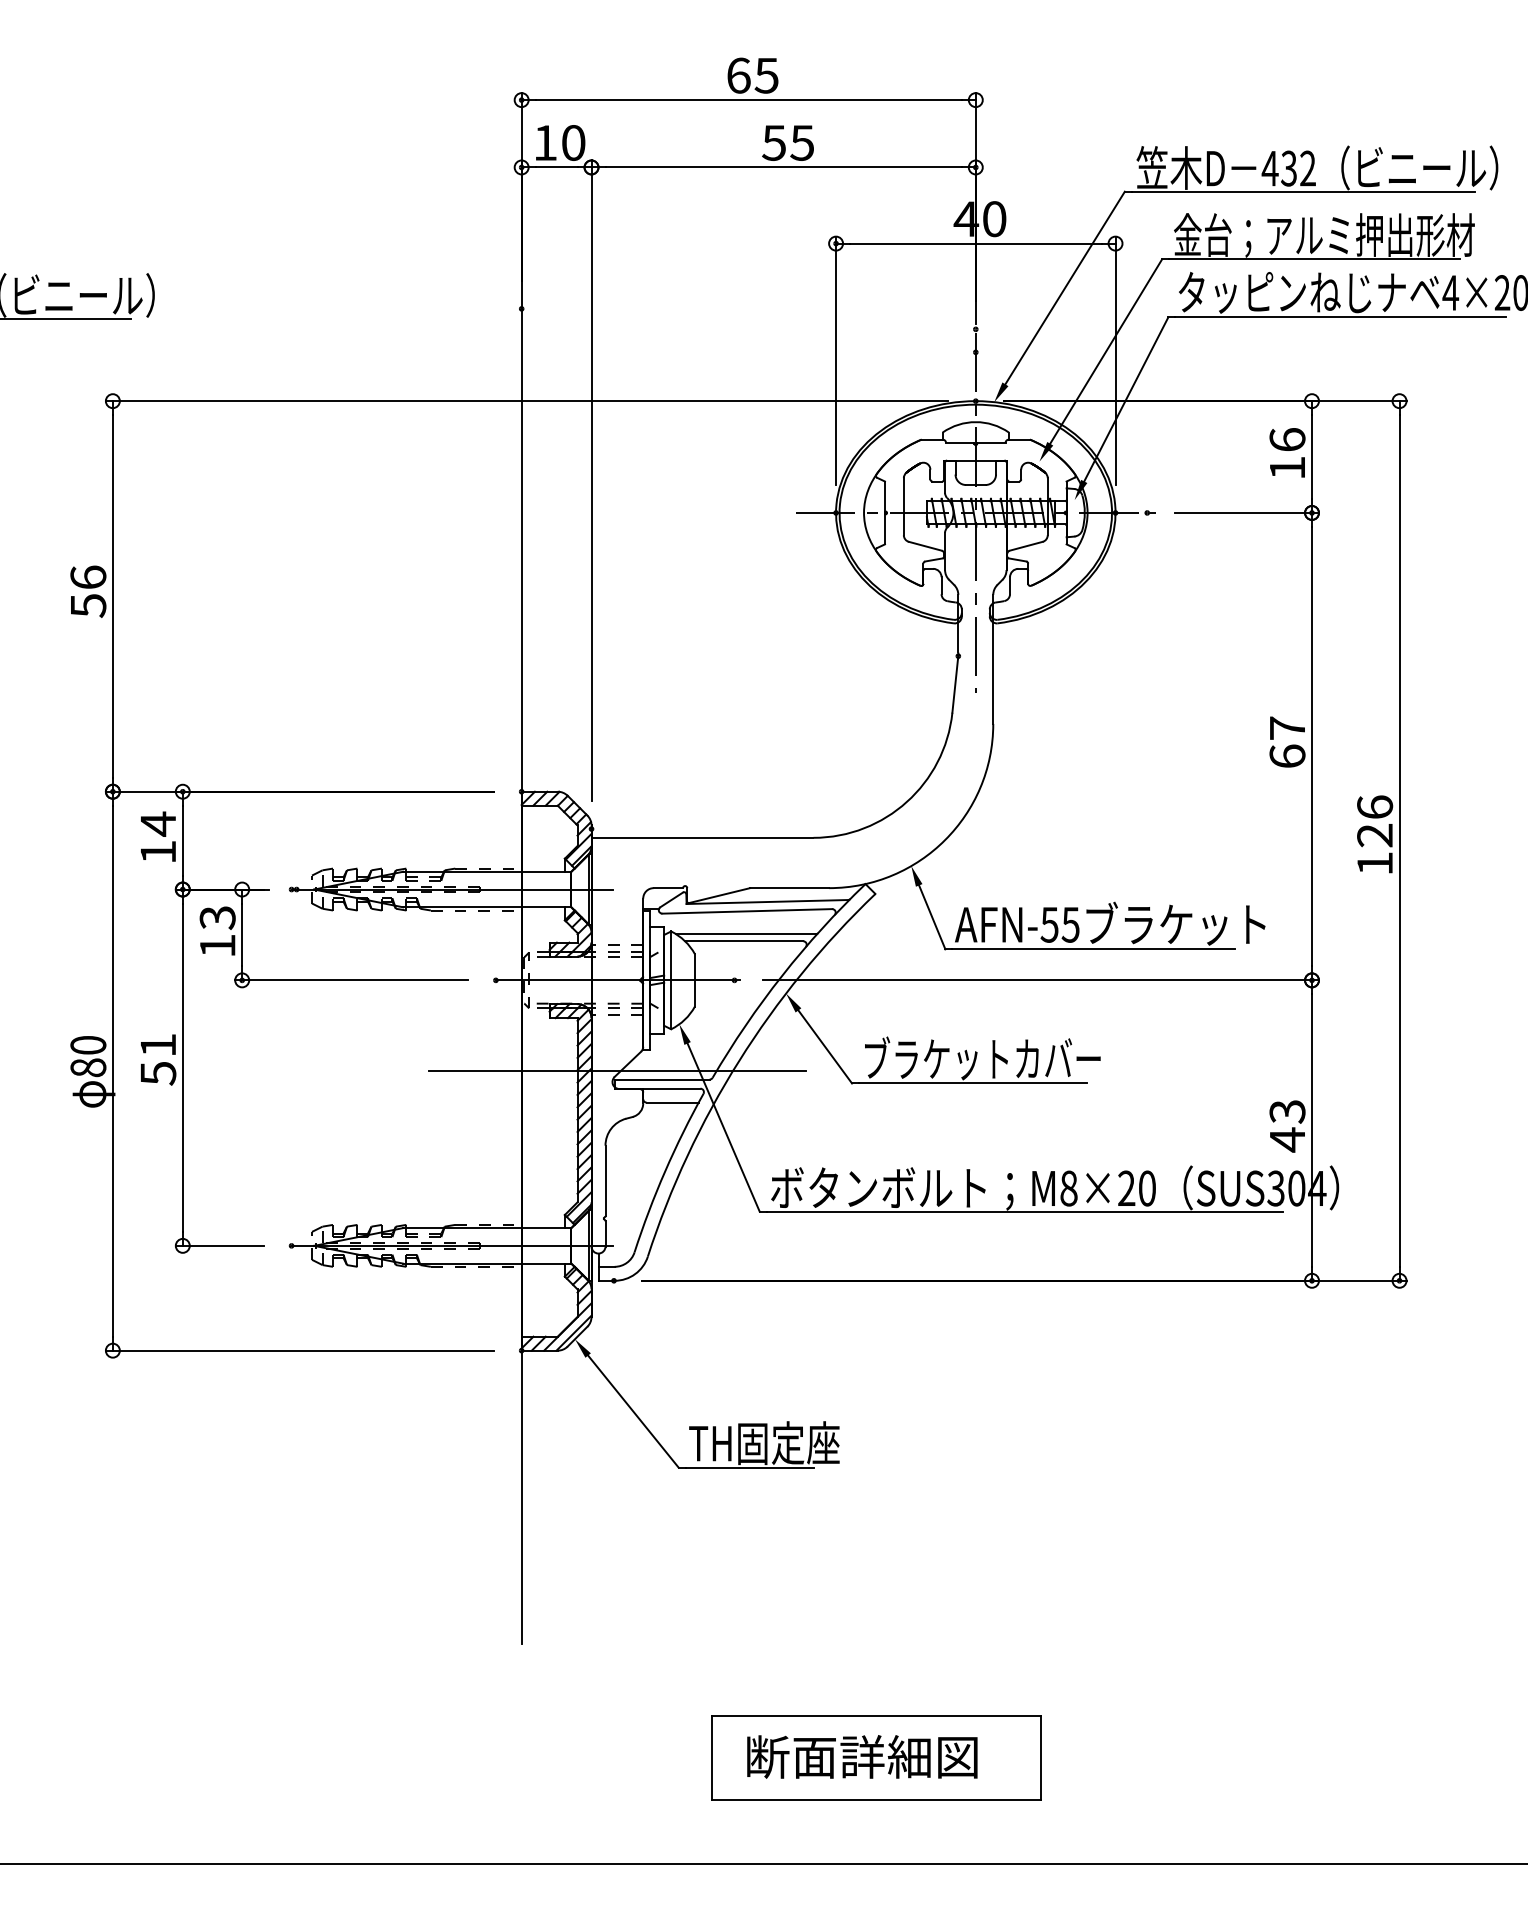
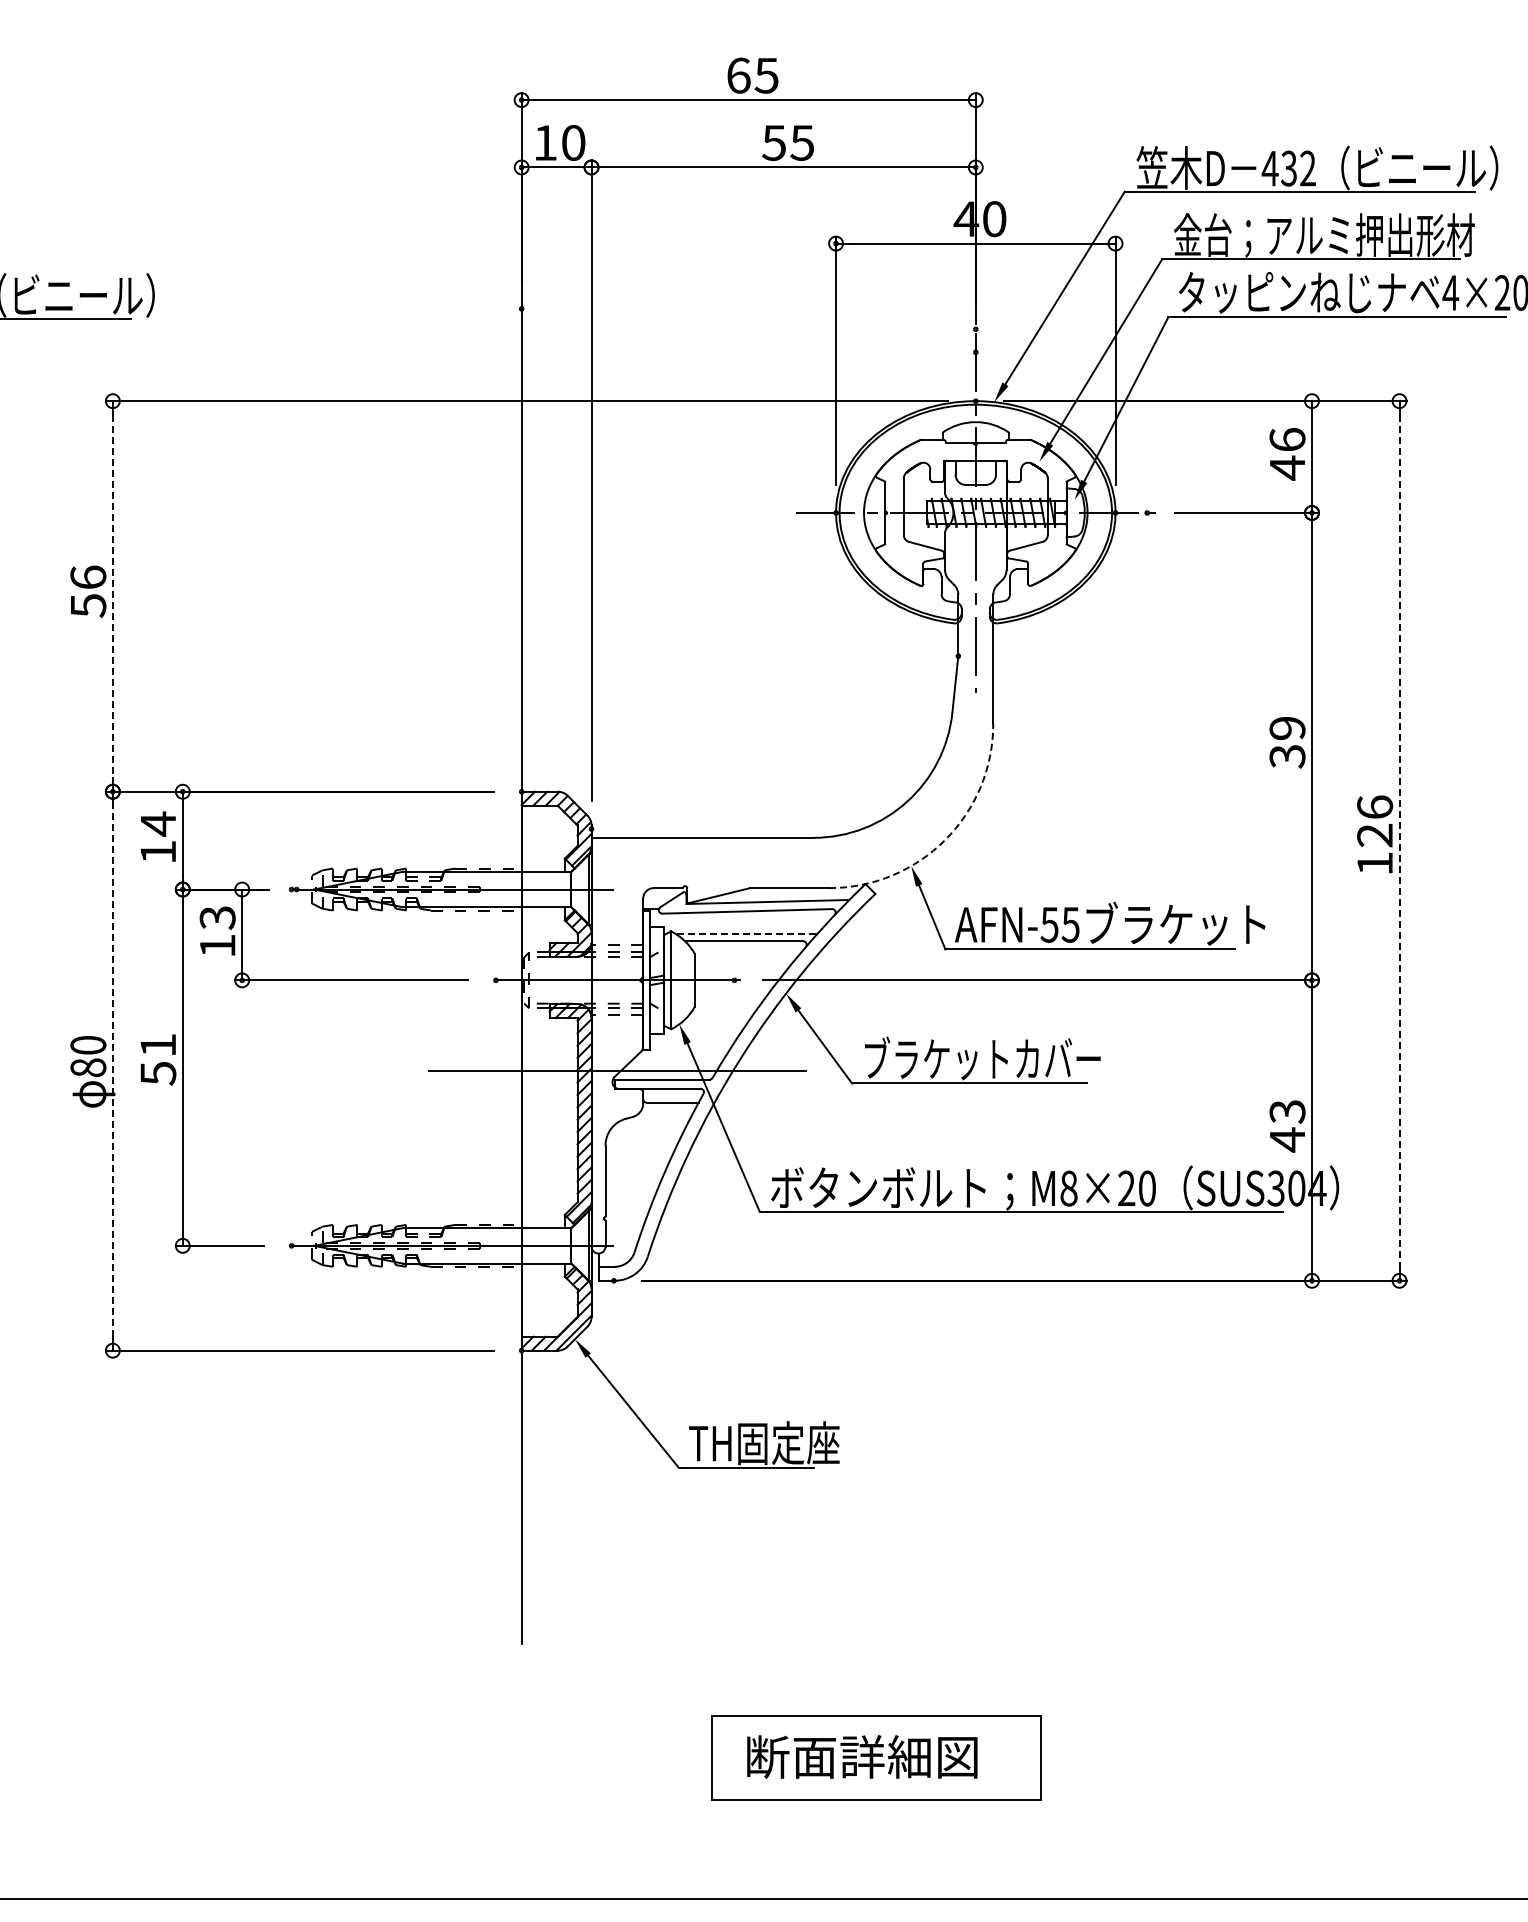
text: 16 -> 46 (1287, 467)
line: solid -> dashed (112, 596)
text: 67 -> 39 (1287, 742)
arc: solid -> dashed (945, 840)
line: solid -> dashed (1399, 840)
line: solid -> dashed (745, 934)
line: solid -> dashed (112, 1070)
line position: (763, 1864) -> (763, 1899) (763, 1899)
